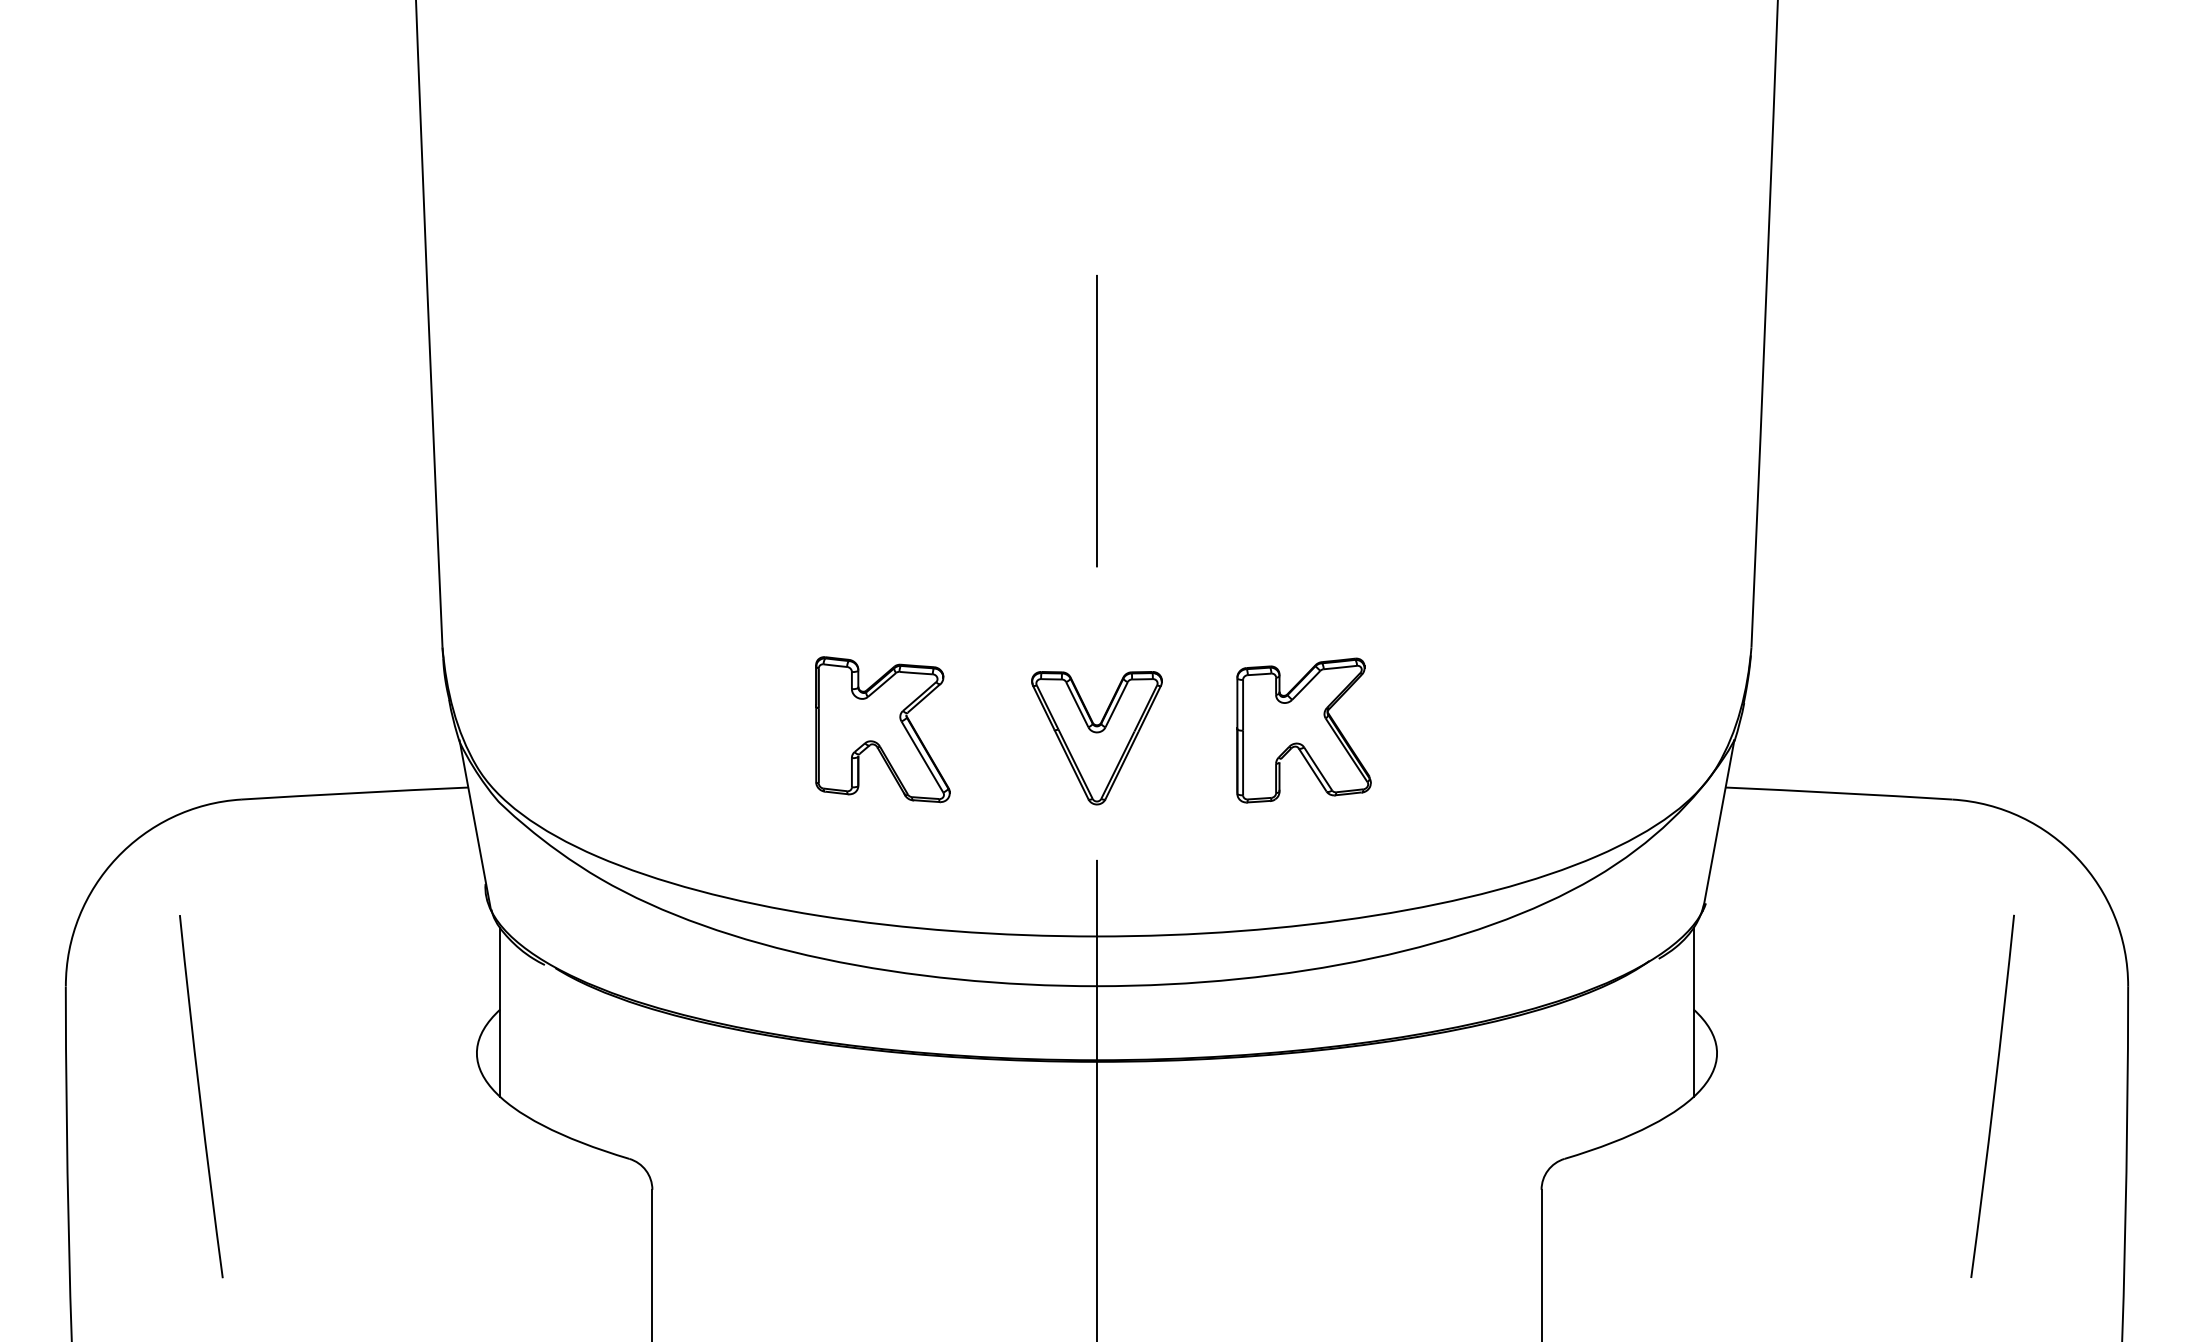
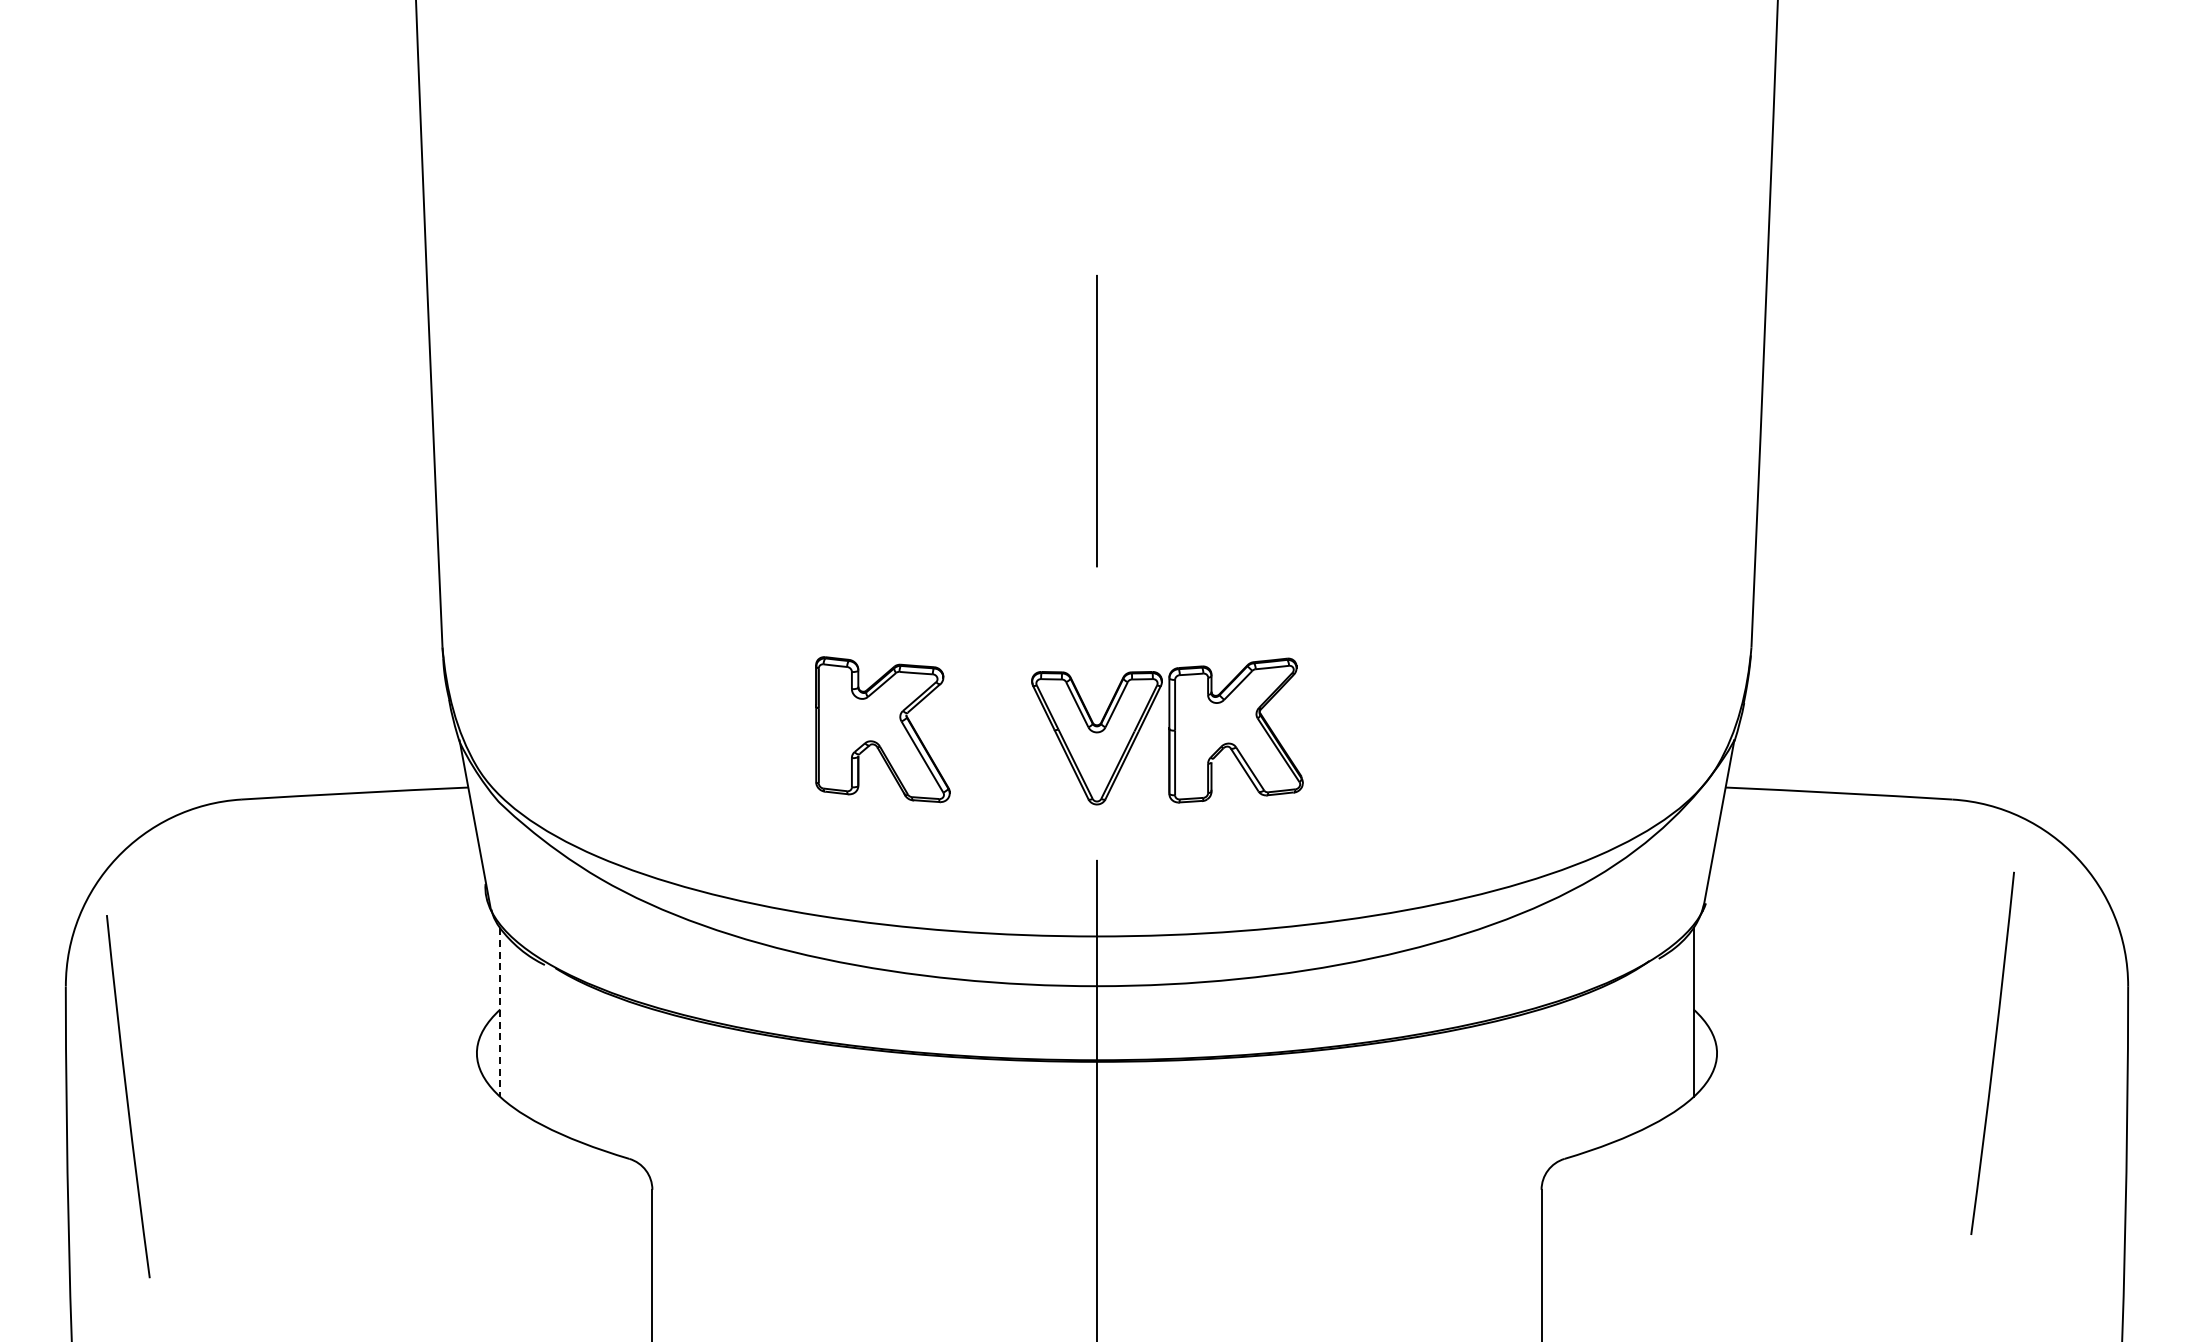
part position: (1303, 730) -> (1235, 730) (1235, 730)
line: solid -> dashed (500, 1013)
arc position: (1993, 1095) -> (1993, 1052) (1993, 1052)
arc position: (200, 1096) -> (127, 1096) (127, 1096)
